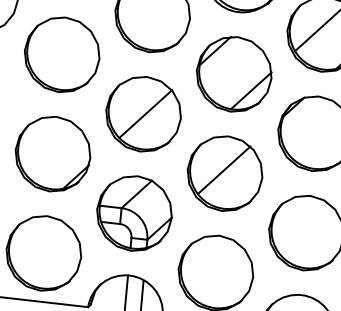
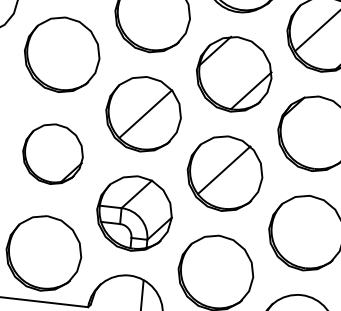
part size: 78x77 px -> 62x62 px (52, 153)
line: present -> none (126, 291)
